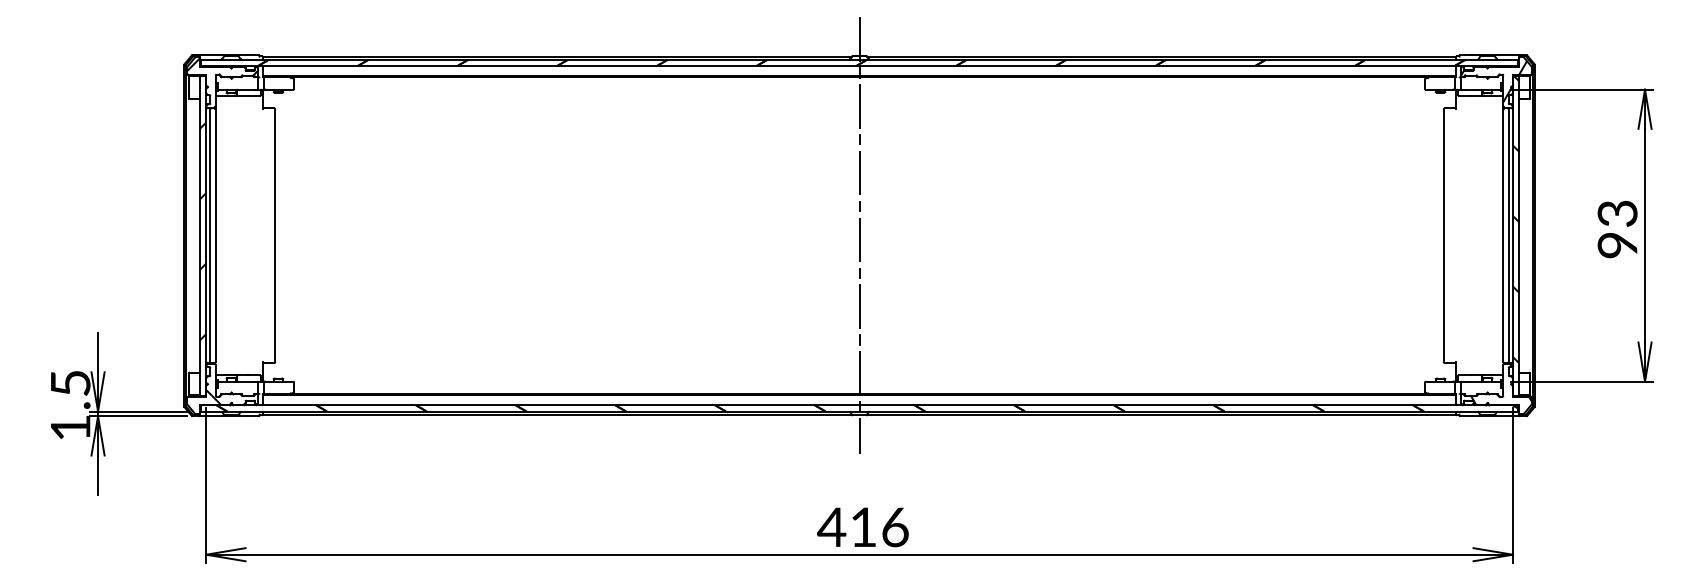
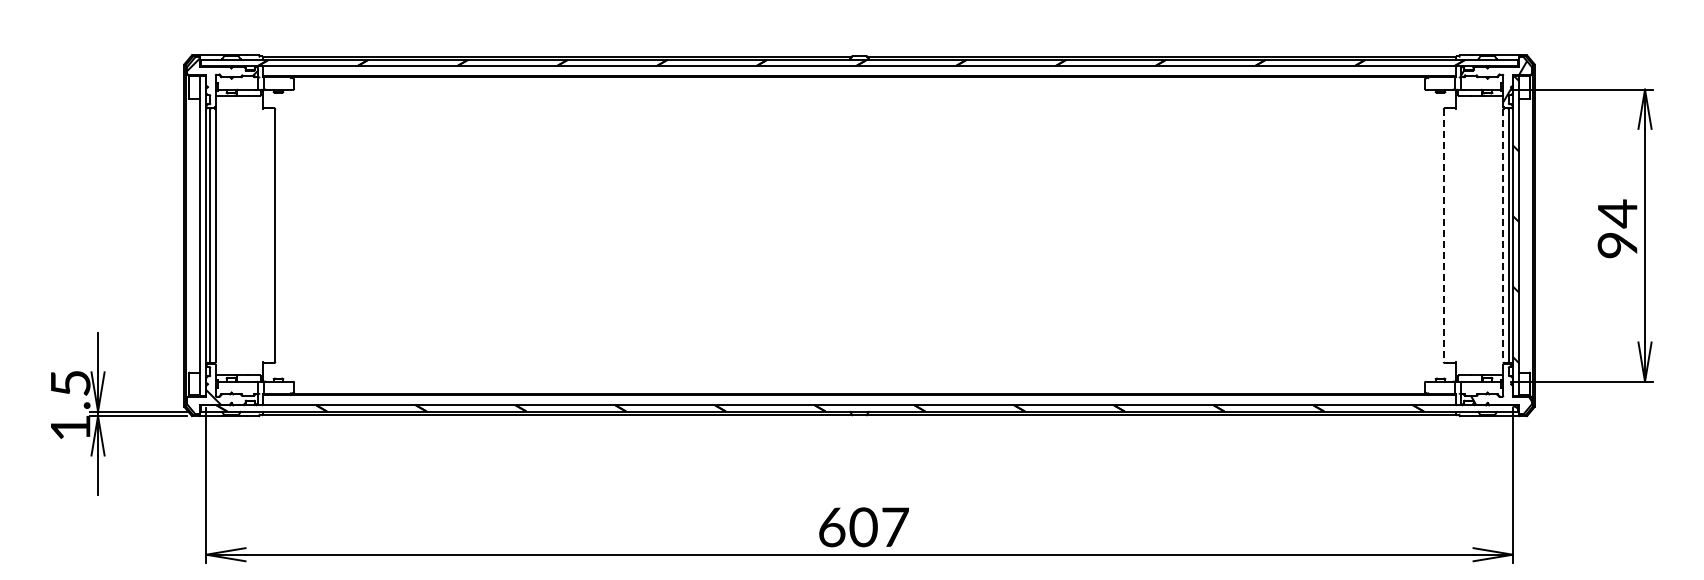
text: 93 -> 94 (1617, 213)
hatch: present -> none (203, 231)
line: present -> none (859, 235)
line: solid -> dashed (1443, 236)
line: solid -> dashed (1503, 236)
text: 416 -> 607 (862, 527)
